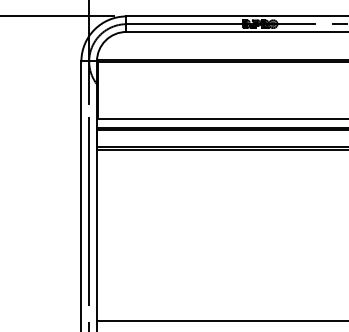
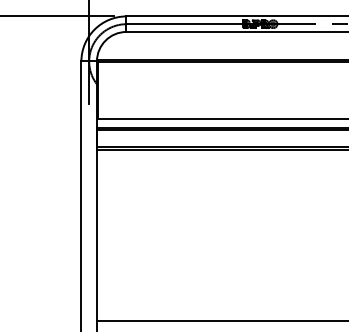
line: present -> none (89, 222)
